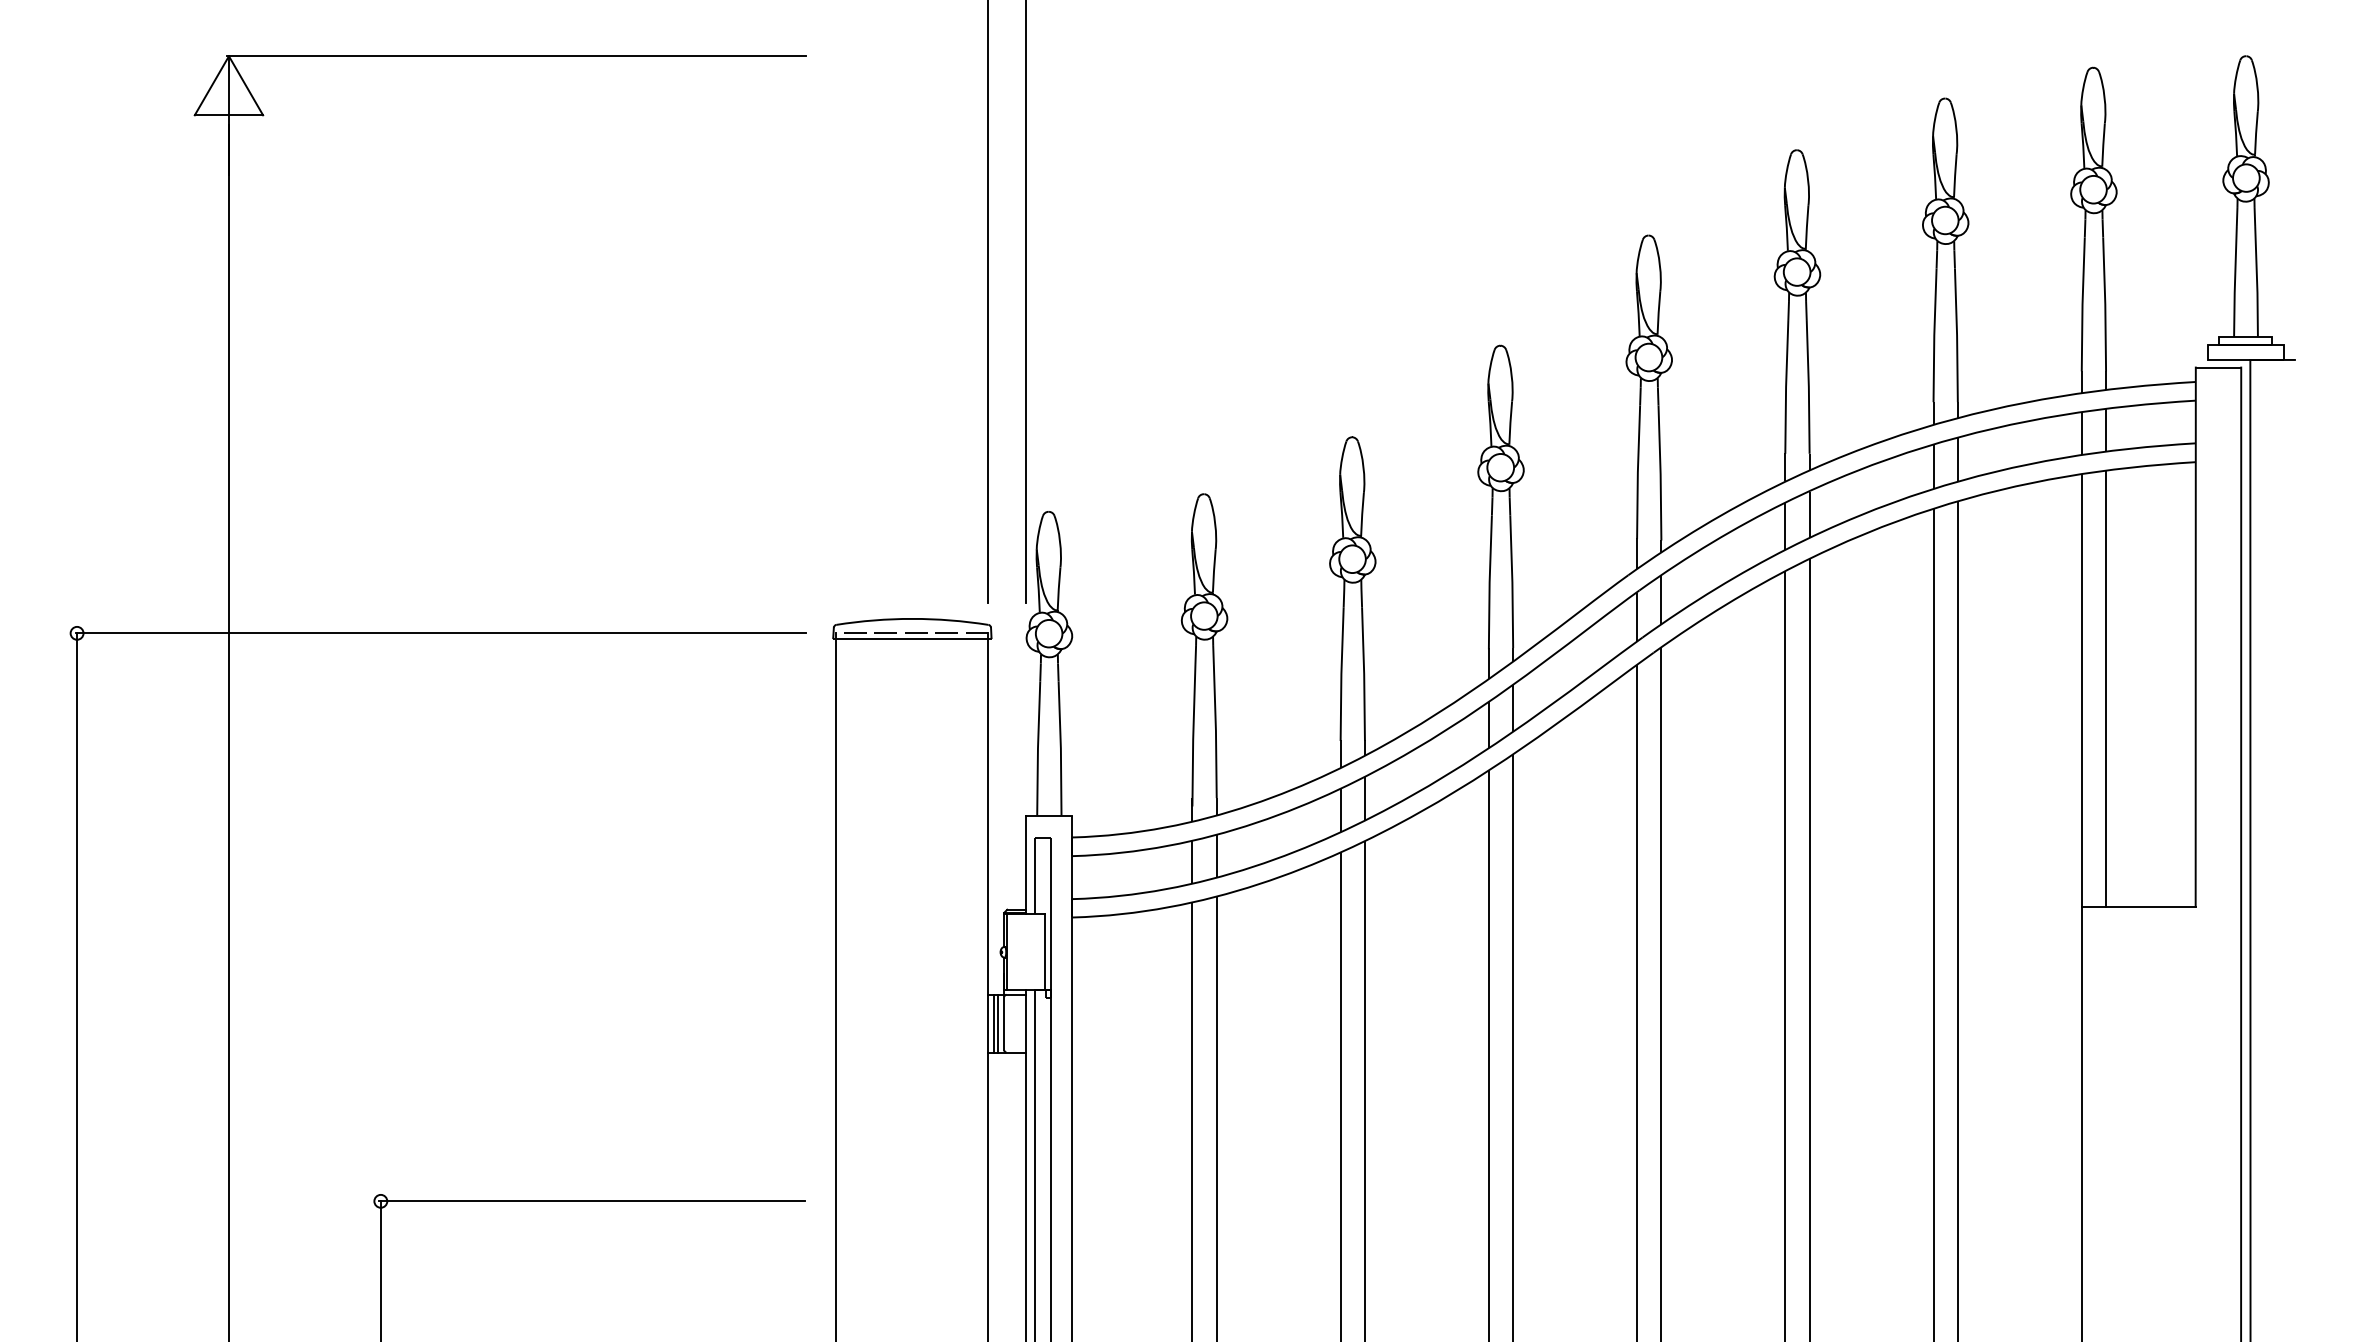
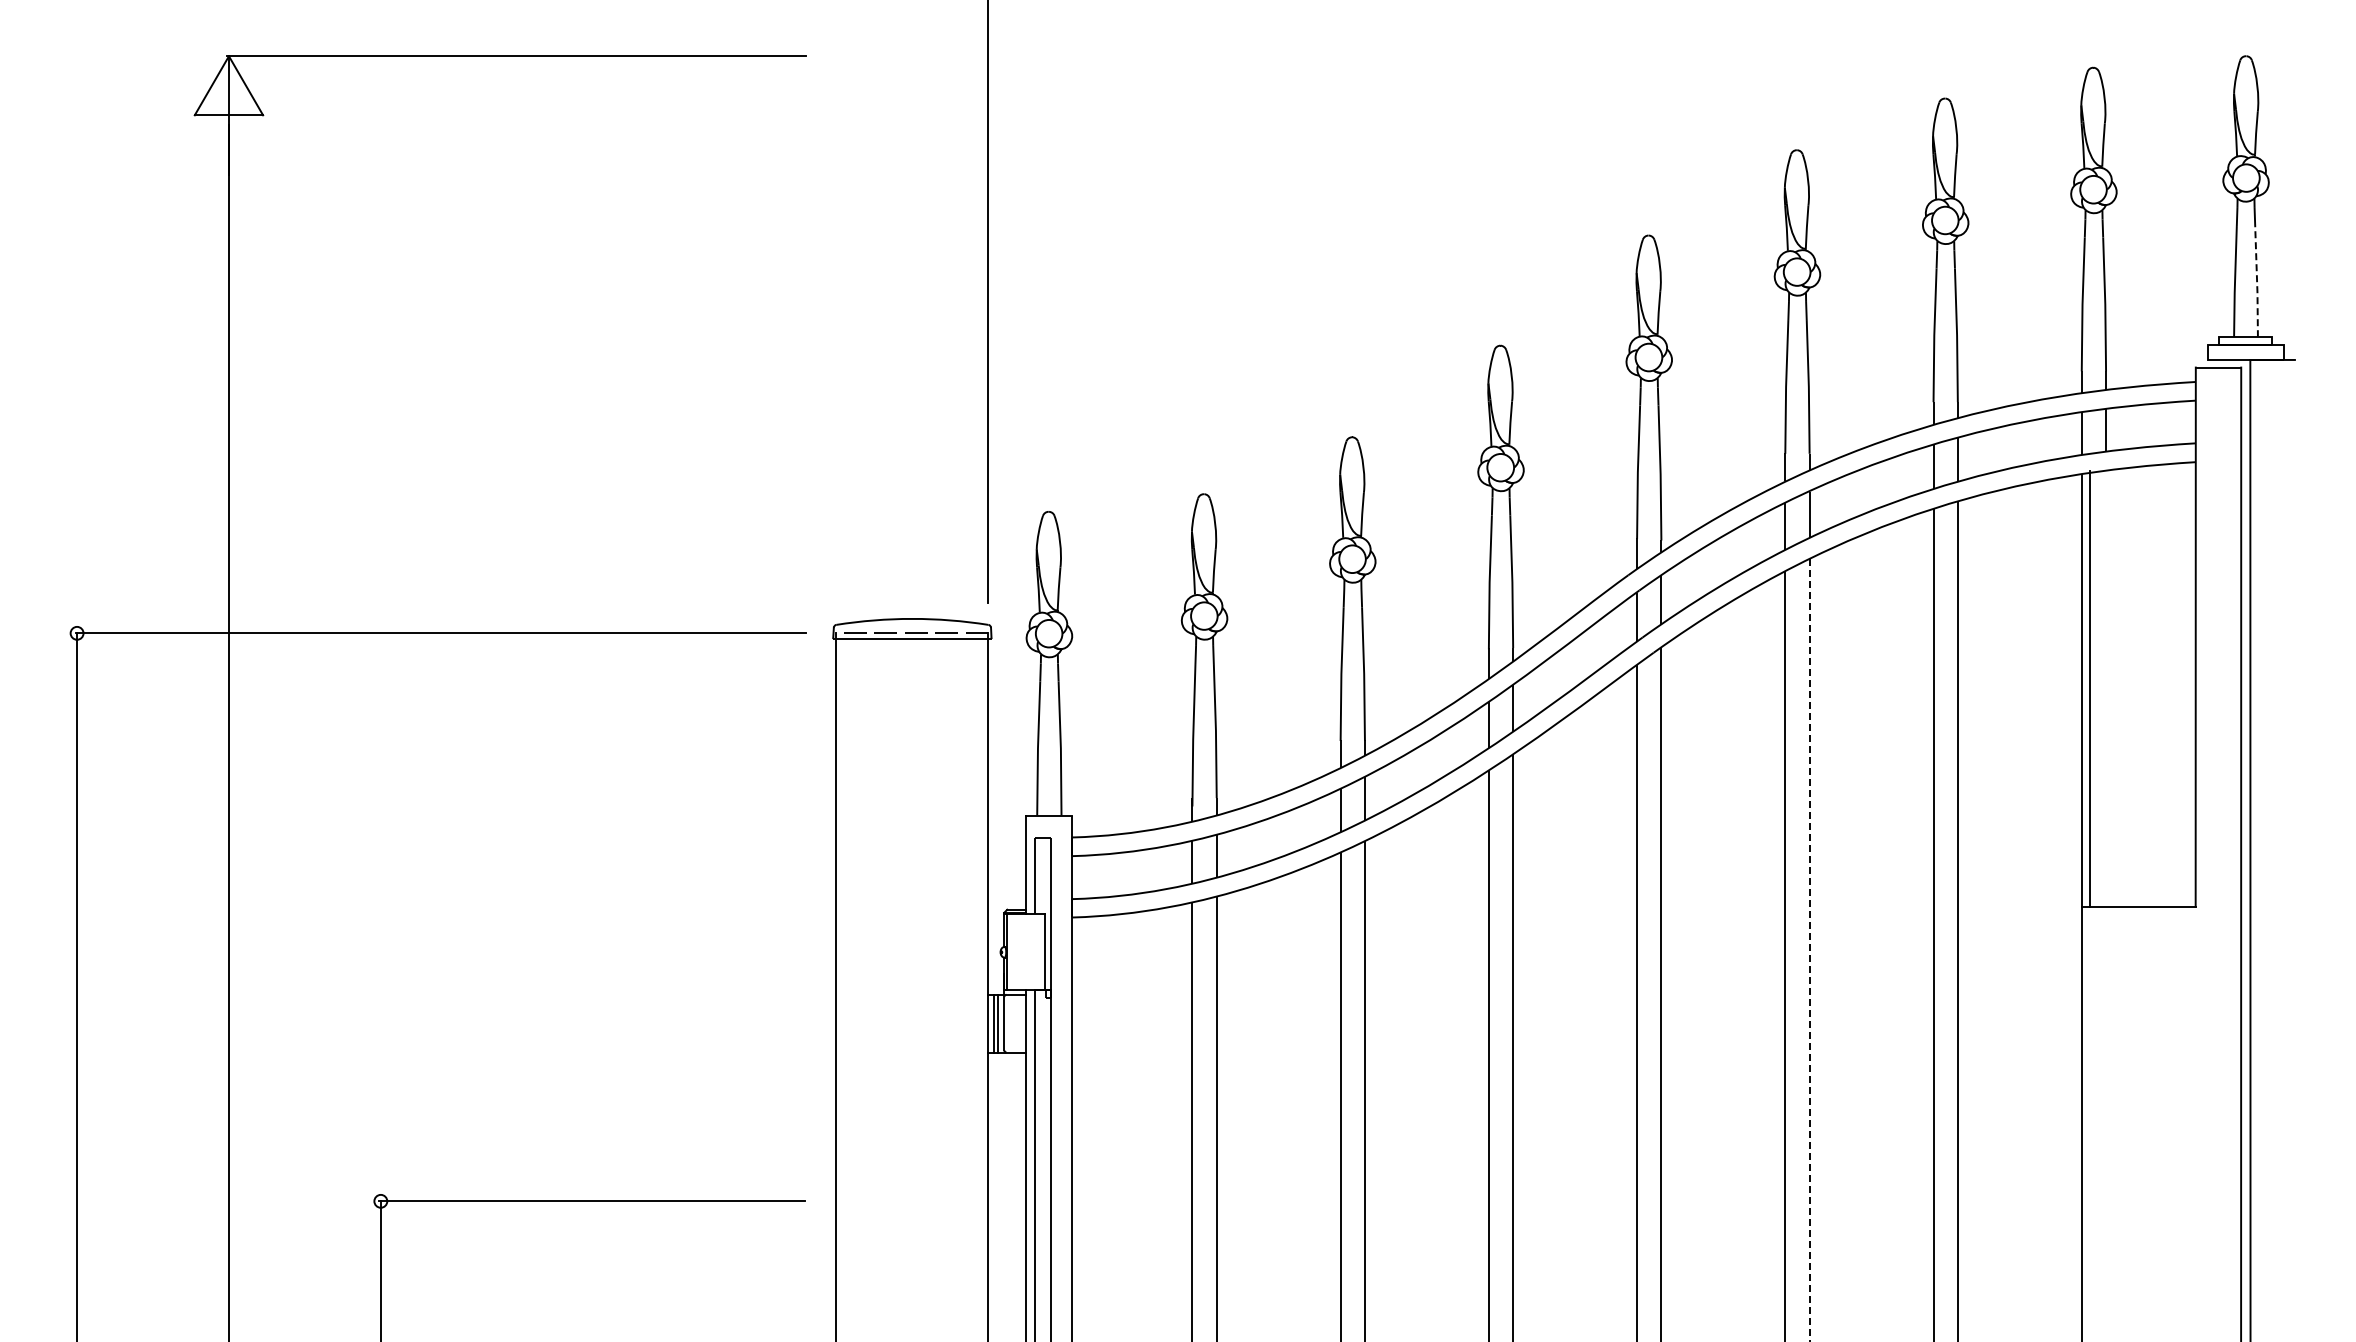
line: solid -> dashed (2257, 282)
line: present -> none (1026, 302)
line position: (2106, 688) -> (2090, 688) (2090, 688)
line: solid -> dashed (1809, 950)
